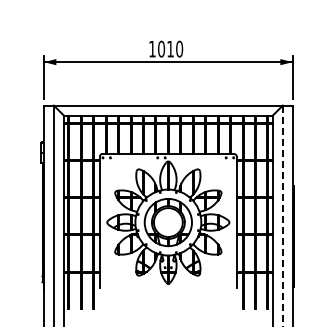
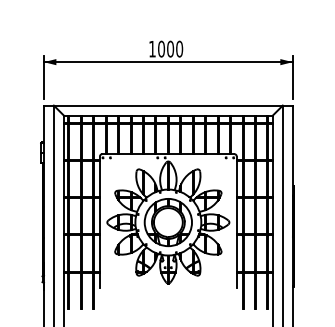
text: 1010 -> 1000 (170, 48)
line: dashed -> solid (282, 216)
